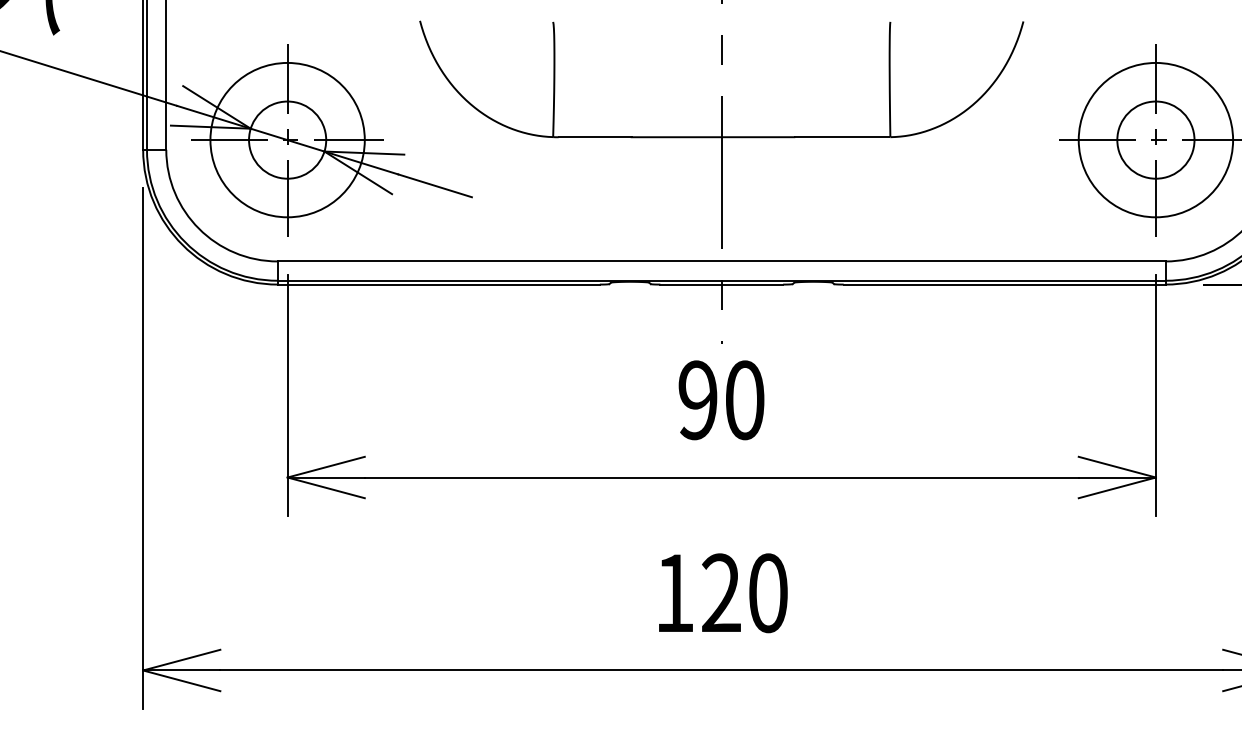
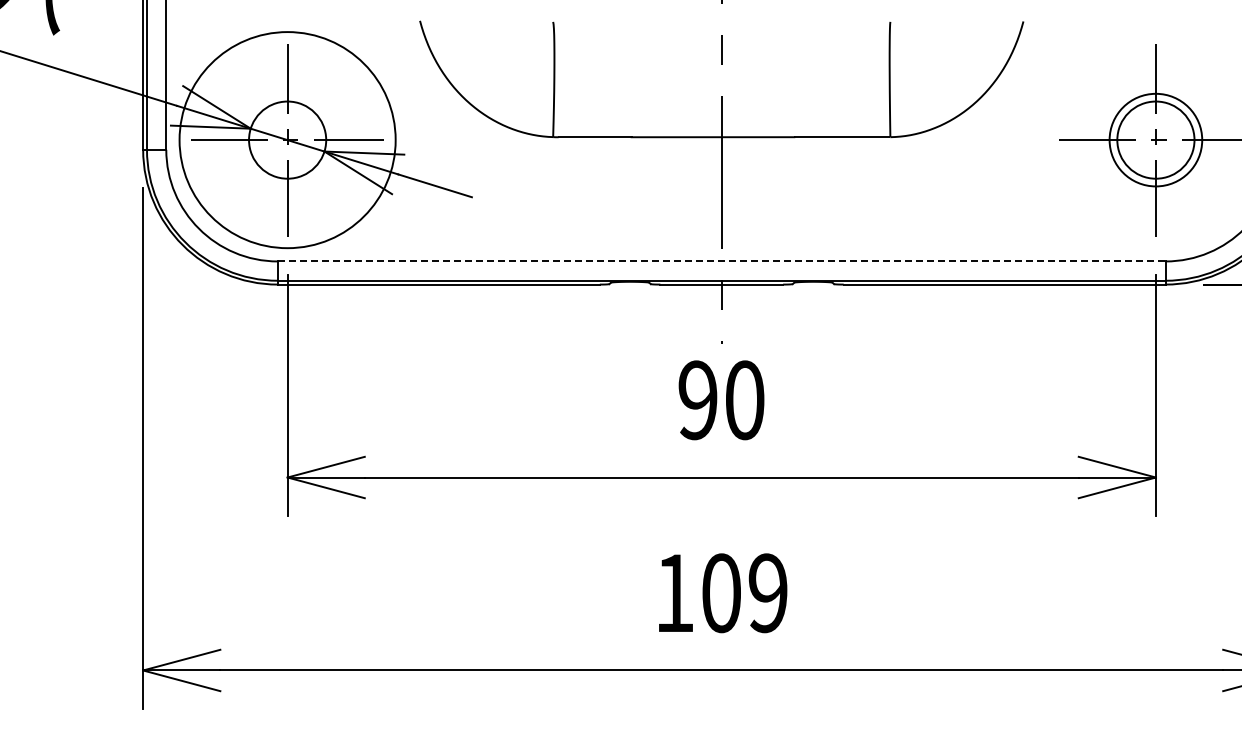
circle diameter: 154 px -> 216 px (287, 140)
circle diameter: 154 px -> 93 px (1155, 139)
line: solid -> dashed (721, 261)
text: 120 -> 109 (744, 593)
